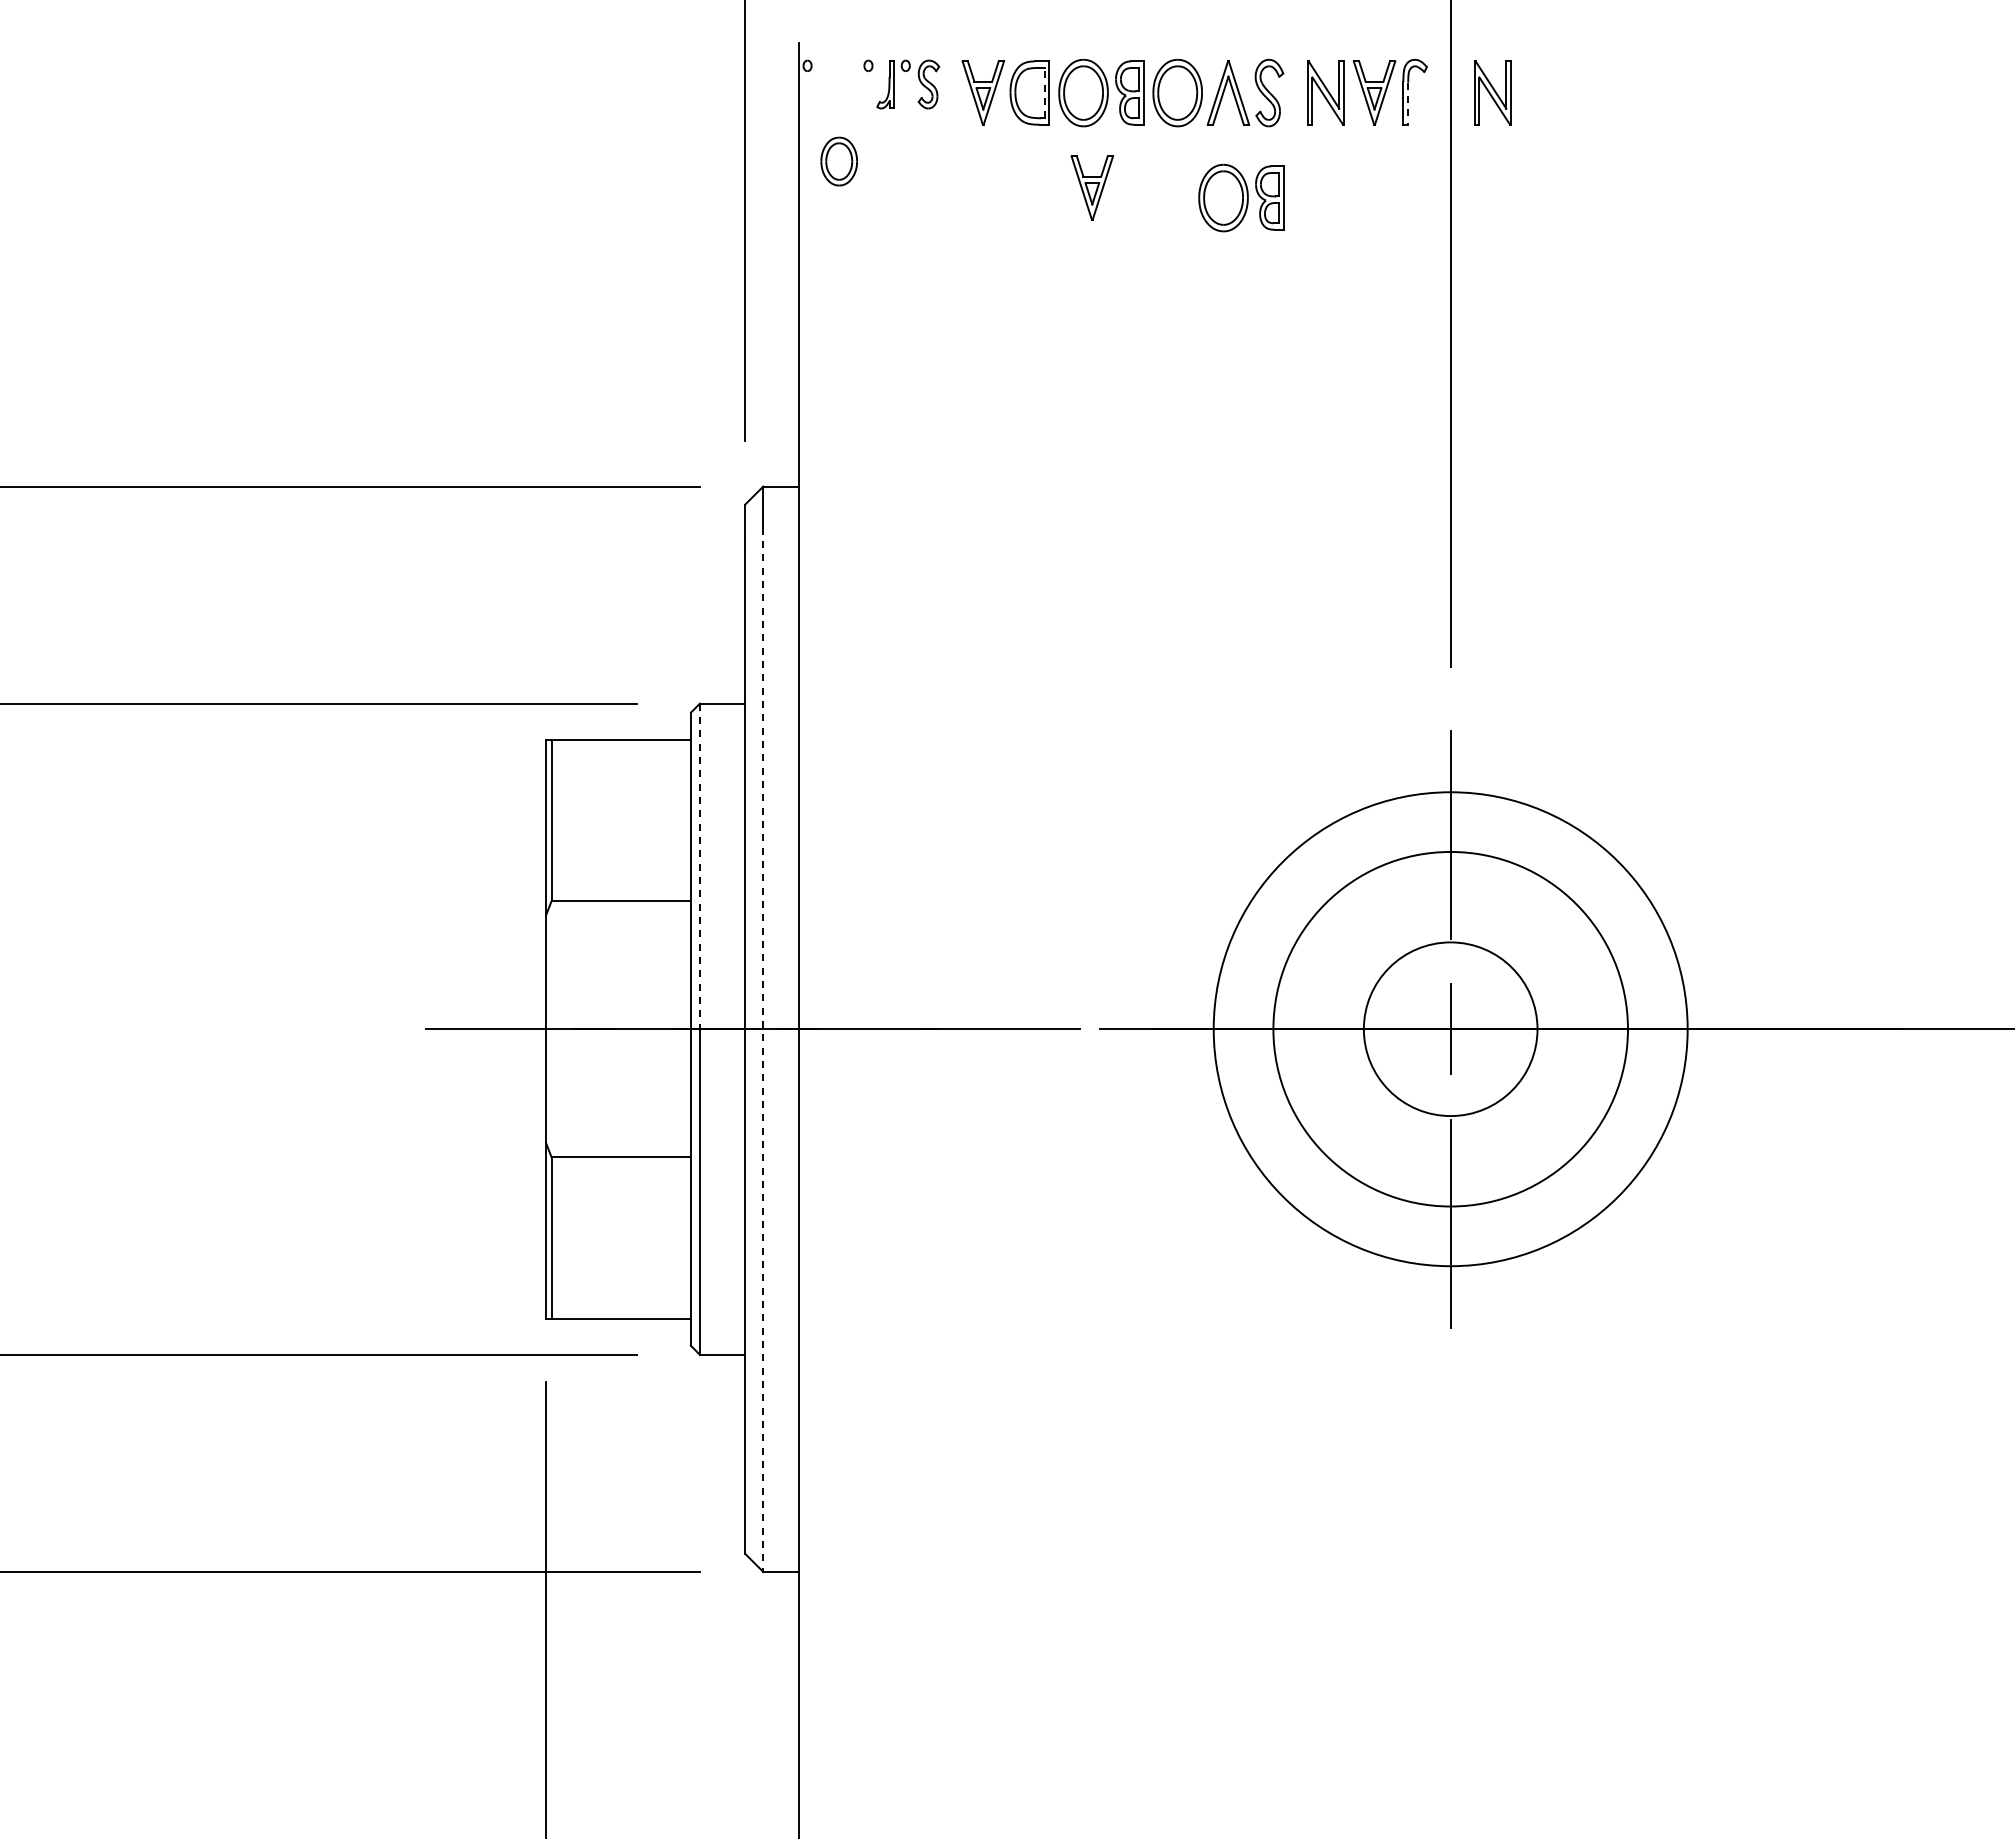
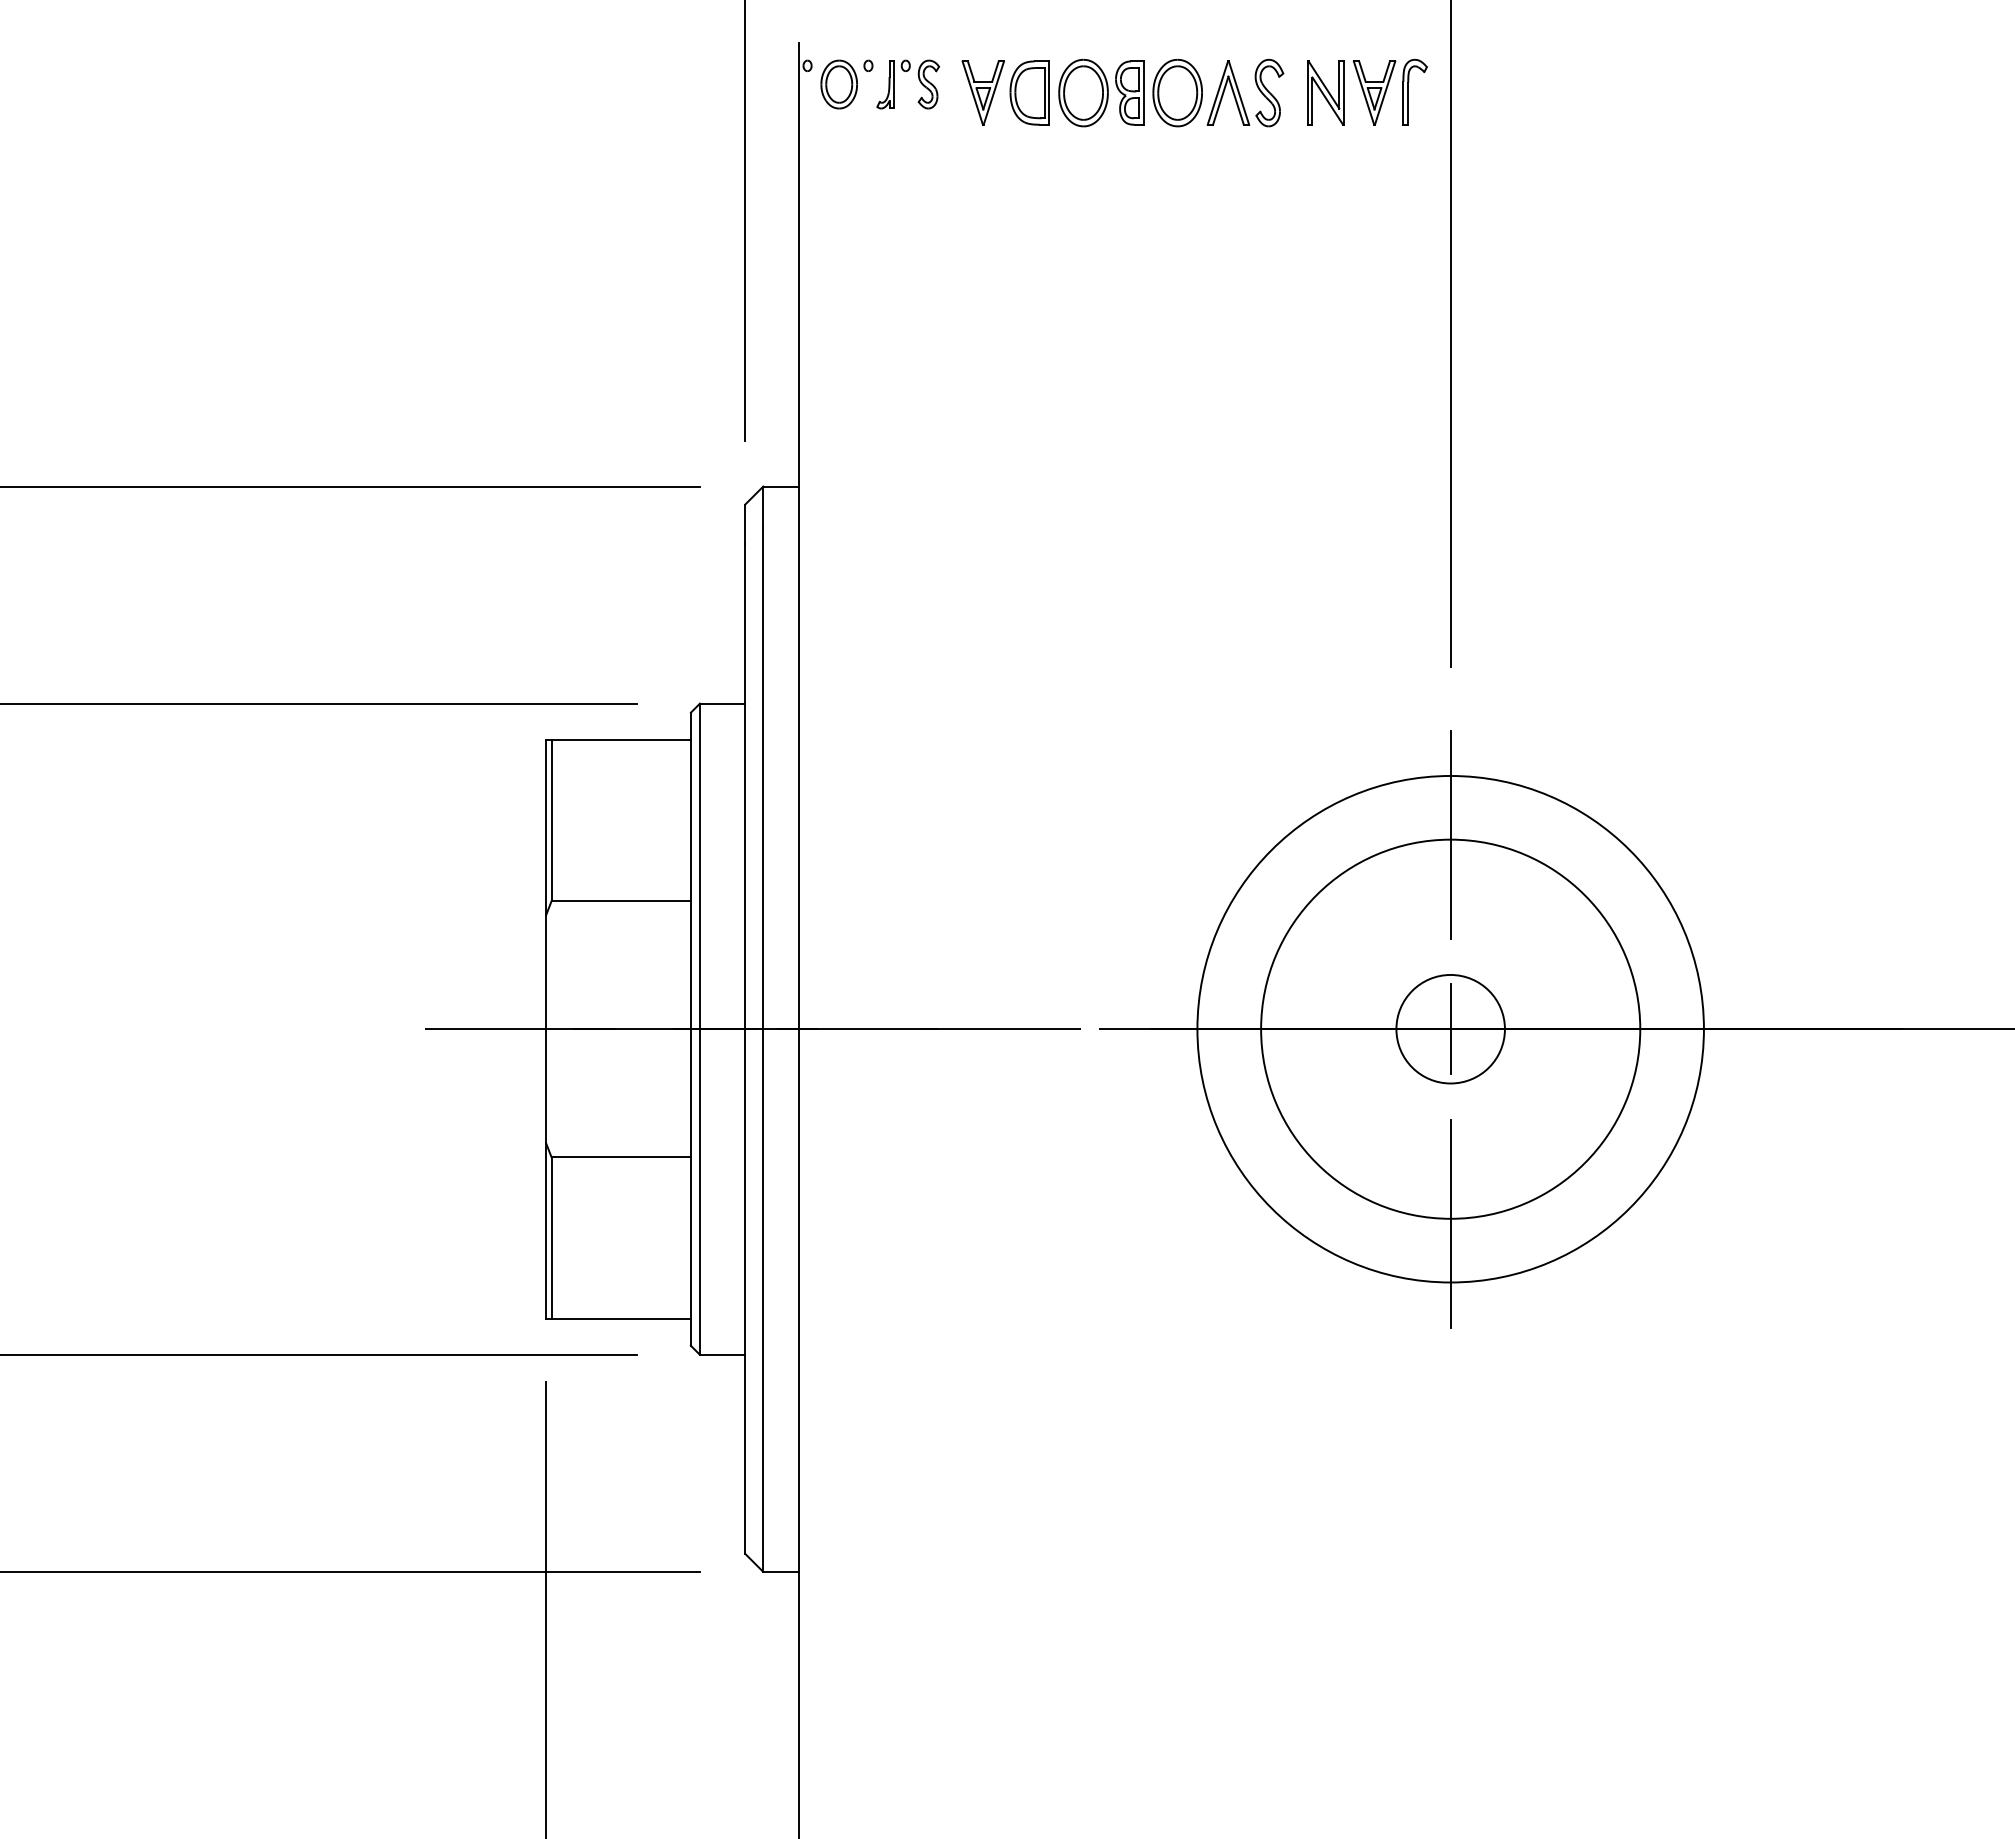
line: dashed -> solid (1044, 92)
part: present -> none (1492, 92)
line: dashed -> solid (1408, 104)
part position: (838, 161) -> (838, 84) (838, 84)
part: present -> none (1091, 187)
part: present -> none (1241, 197)
line: dashed -> solid (699, 866)
circle diameter: 355 px -> 507 px (1450, 1028)
circle diameter: 174 px -> 109 px (1450, 1028)
circle diameter: 474 px -> 379 px (1450, 1028)
line: dashed -> solid (763, 1050)
